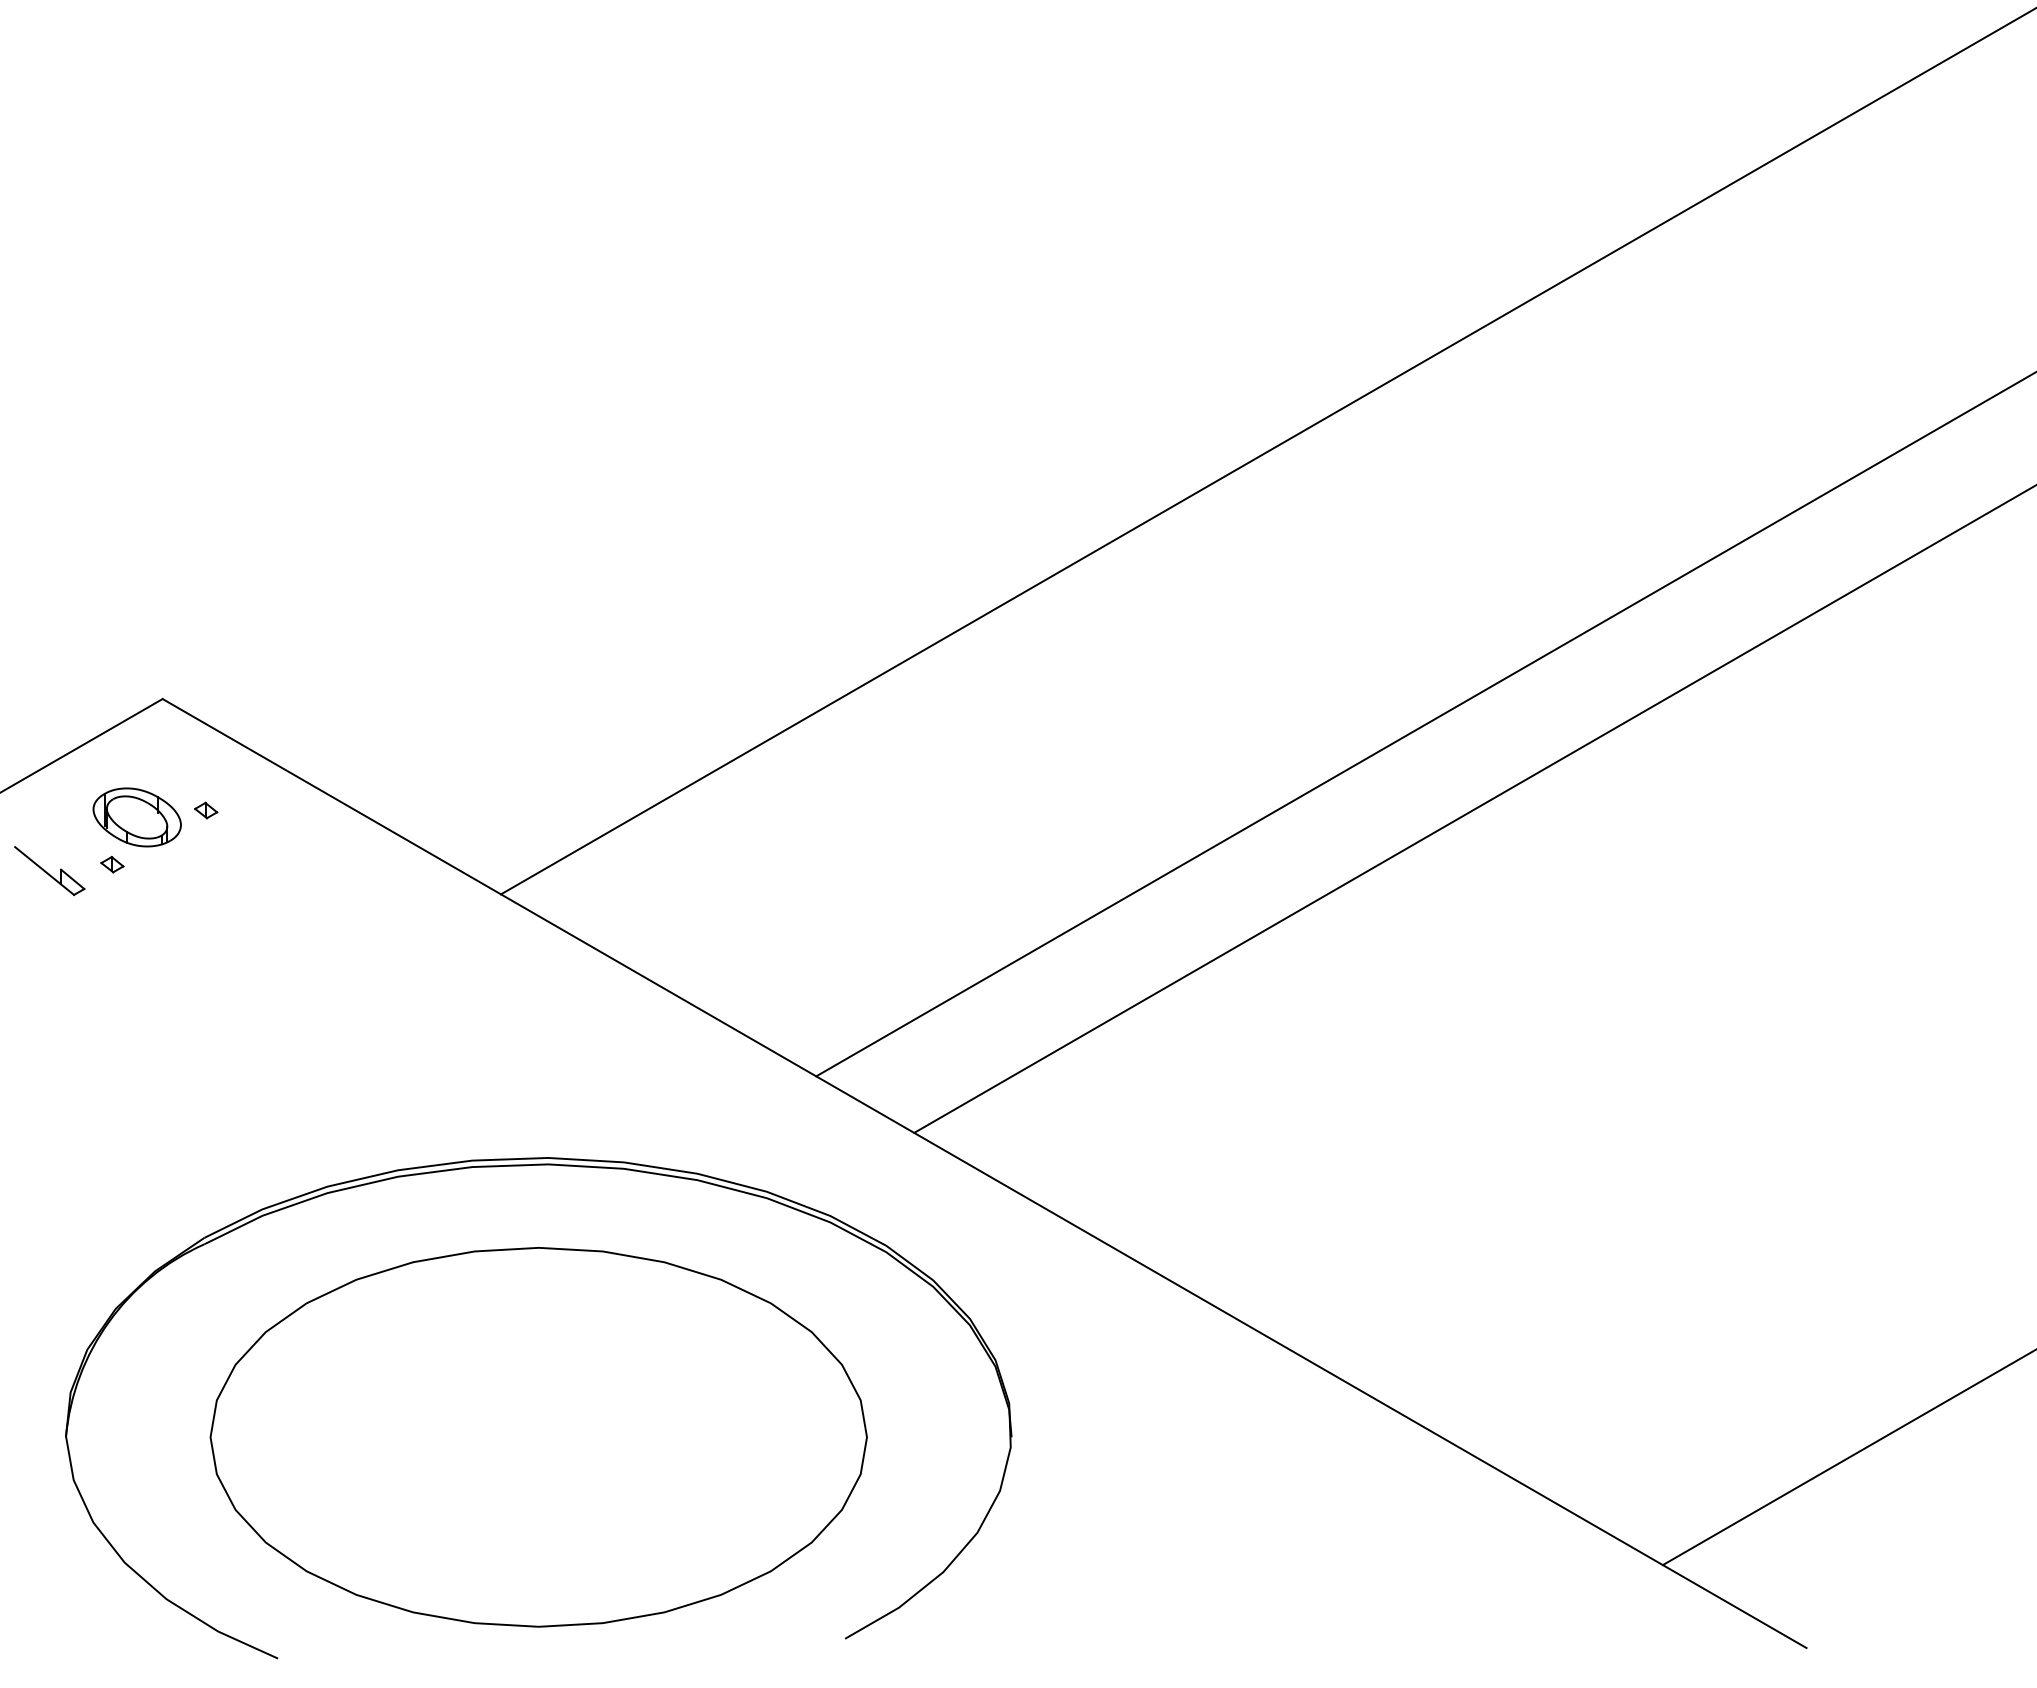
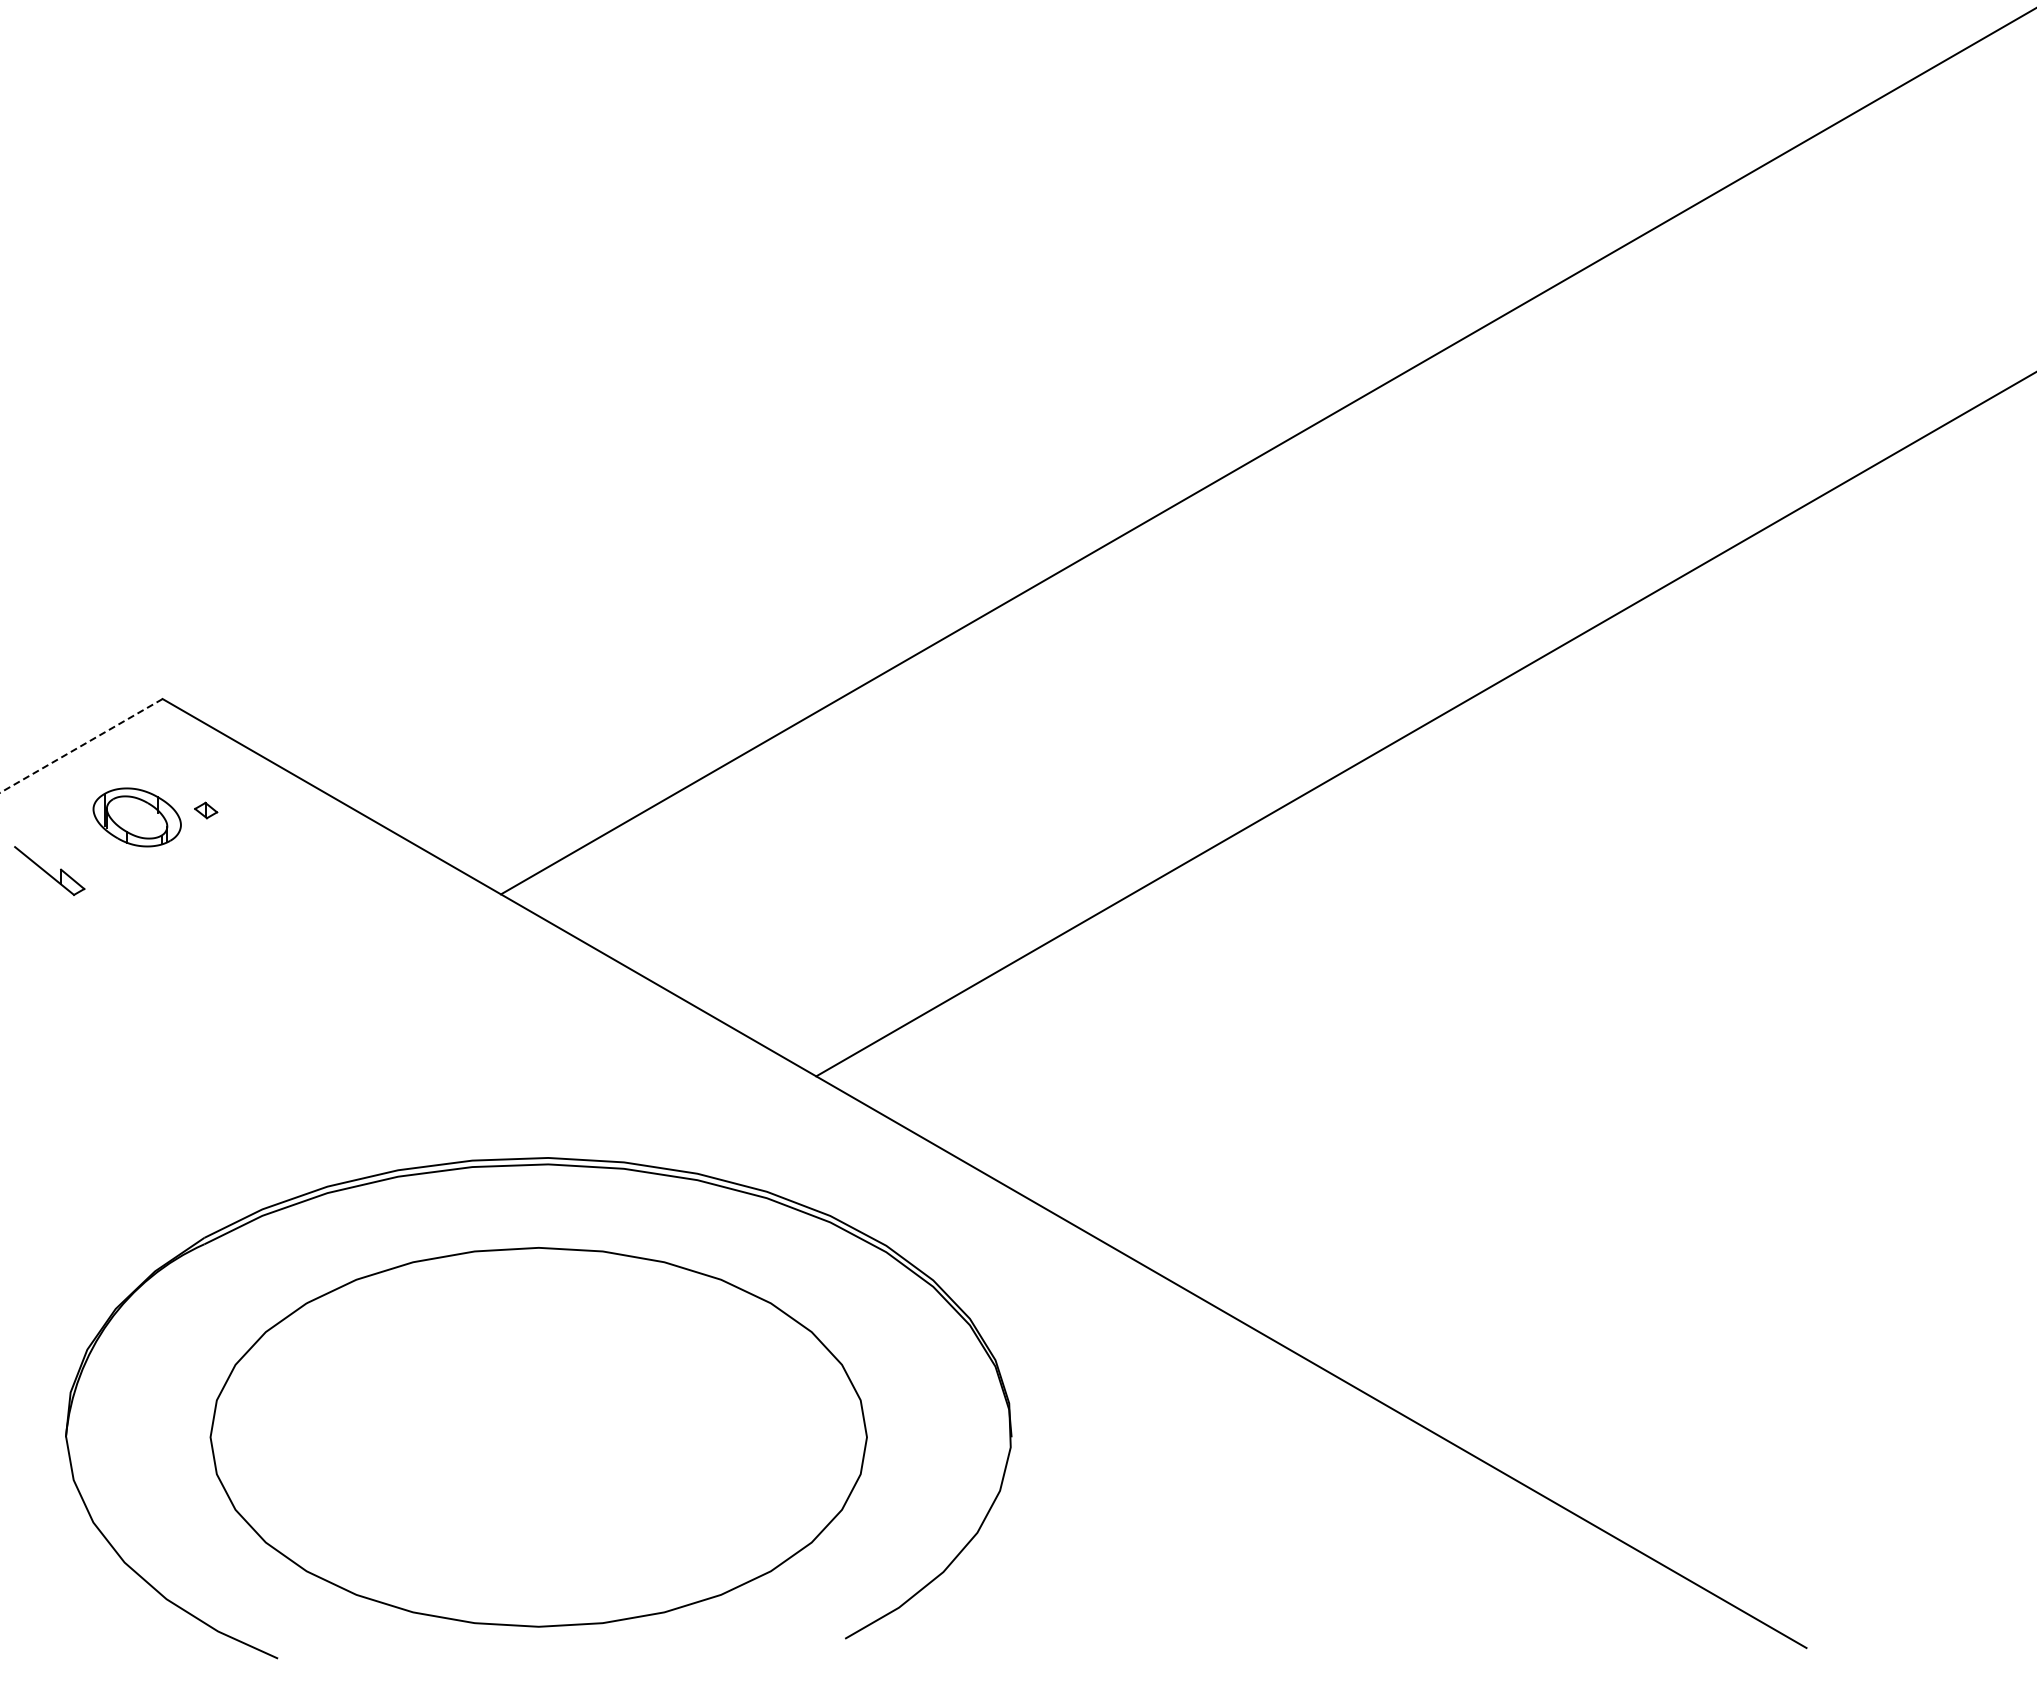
line: solid -> dashed (81, 746)
line: present -> none (1473, 809)
part: present -> none (112, 864)
line: present -> none (1847, 1458)
